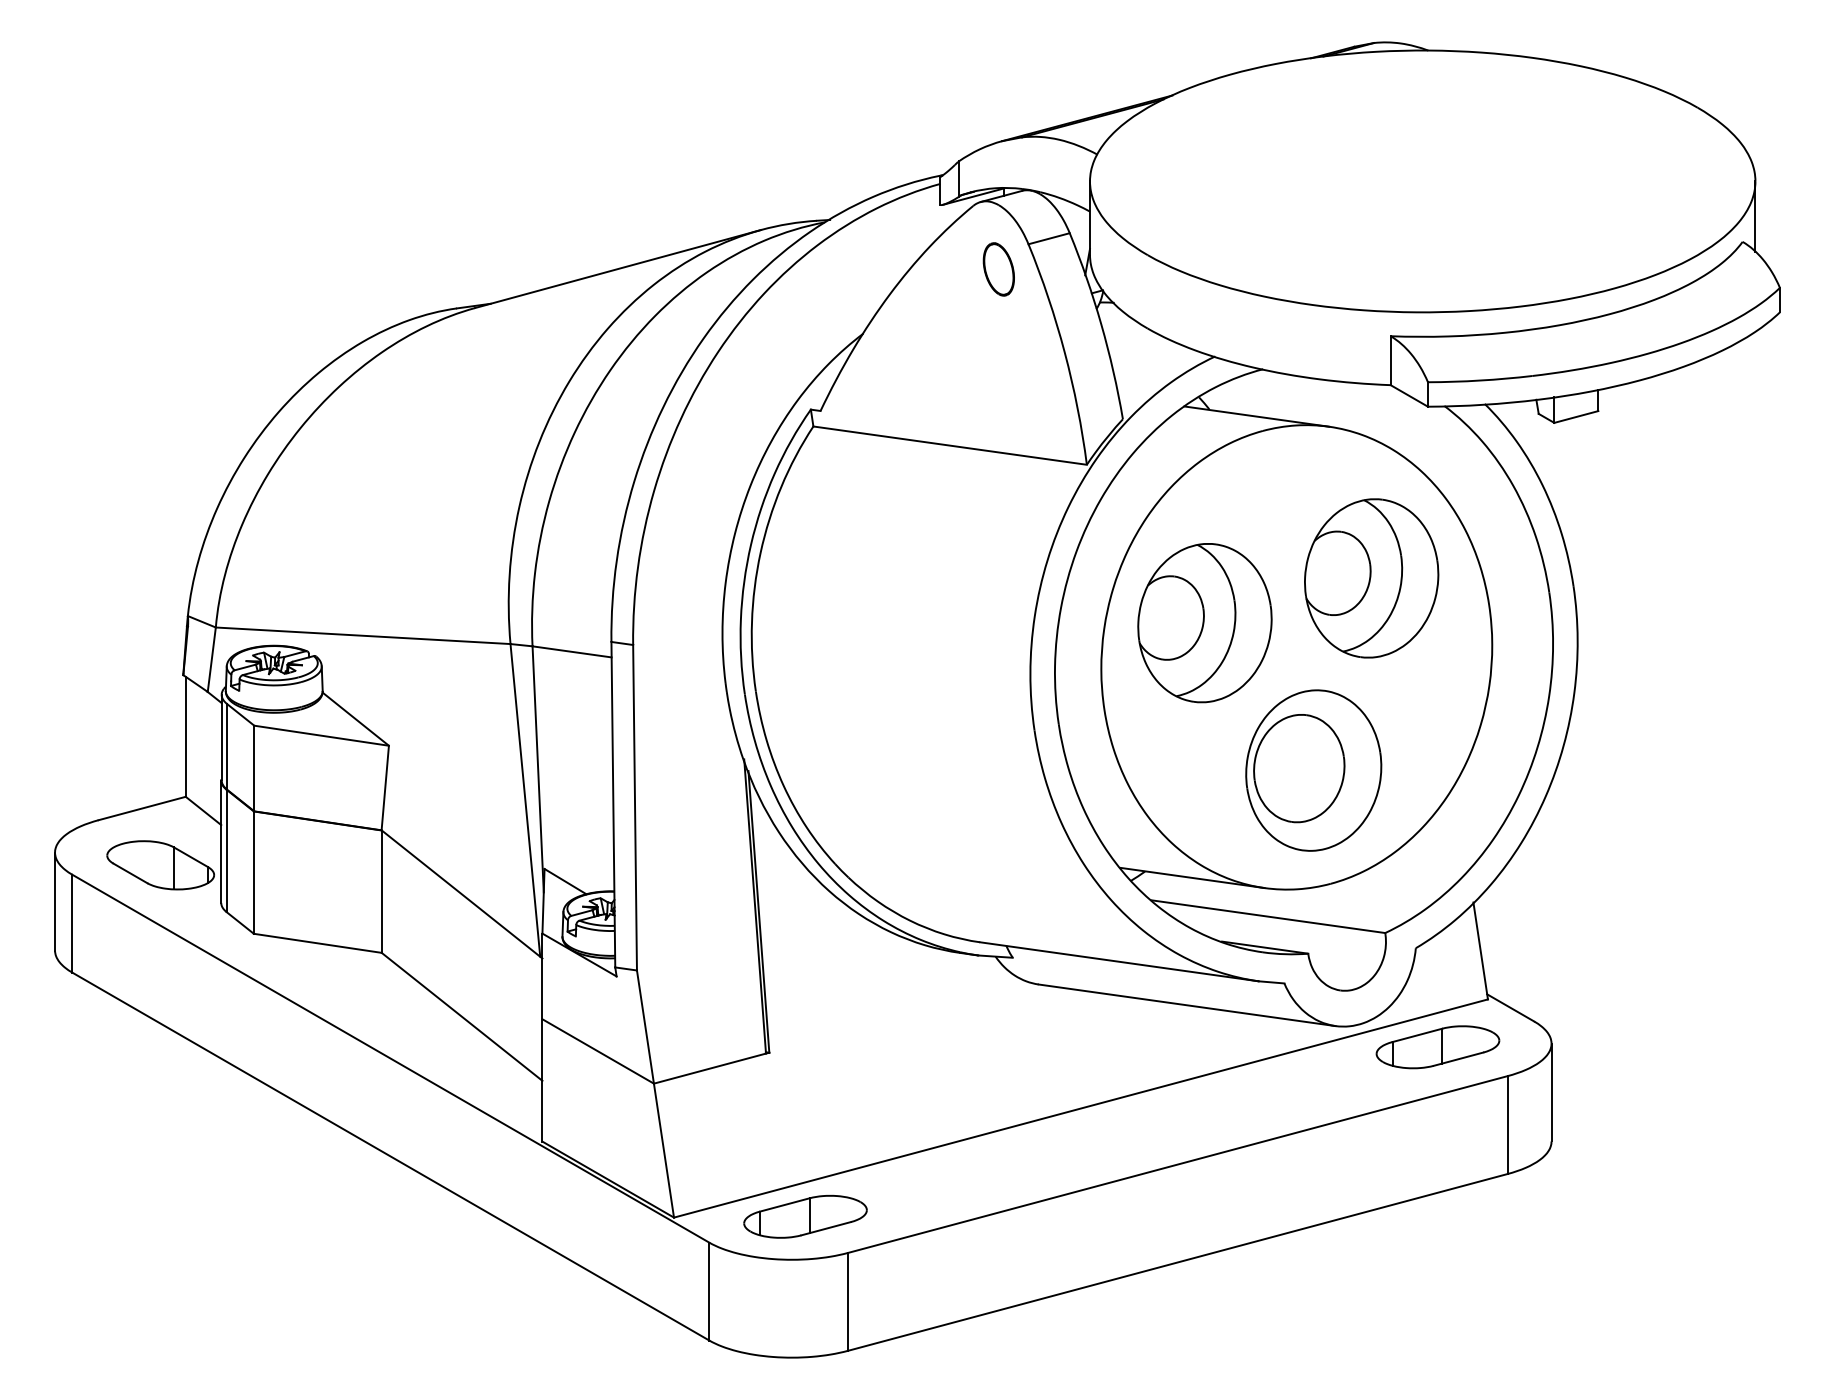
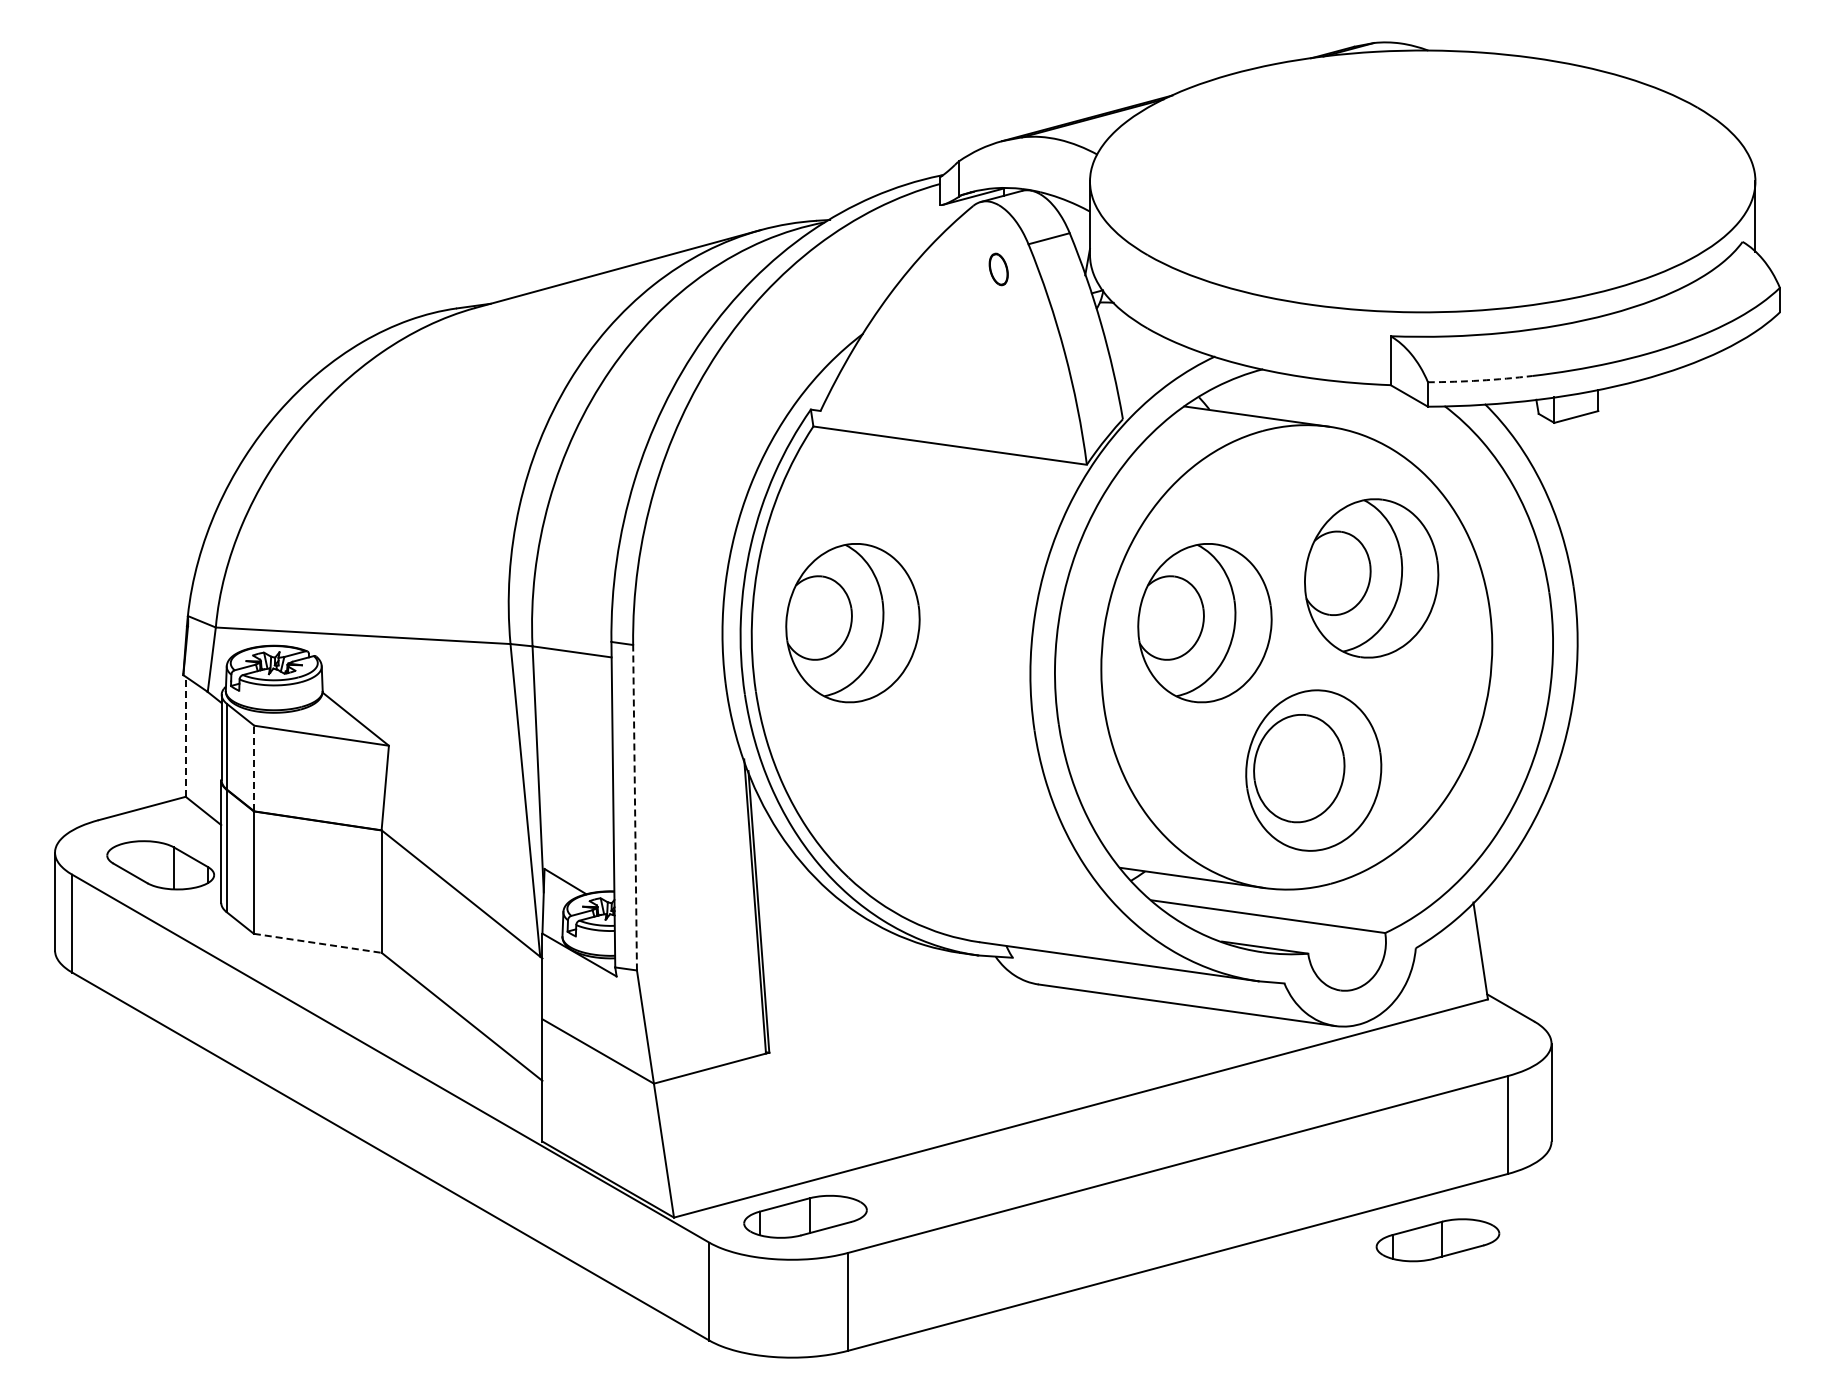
part size: 33x55 px -> 21x35 px (998, 269)
arc: solid -> dashed (1480, 380)
part: none -> present (852, 623)
line: solid -> dashed (185, 736)
line: solid -> dashed (254, 768)
line: solid -> dashed (635, 807)
line: solid -> dashed (317, 943)
part position: (1437, 1047) -> (1437, 1240) (1437, 1240)
